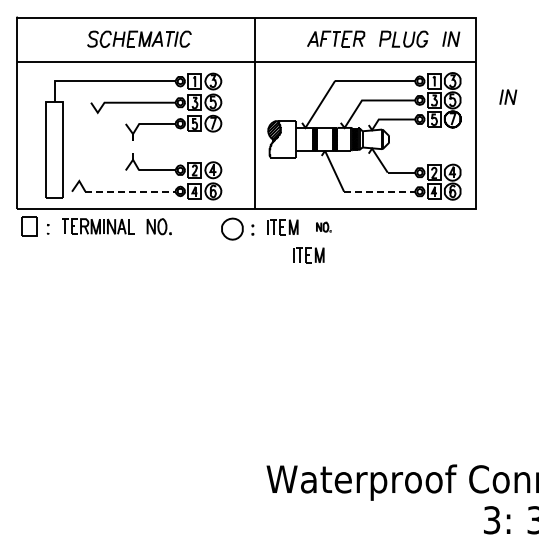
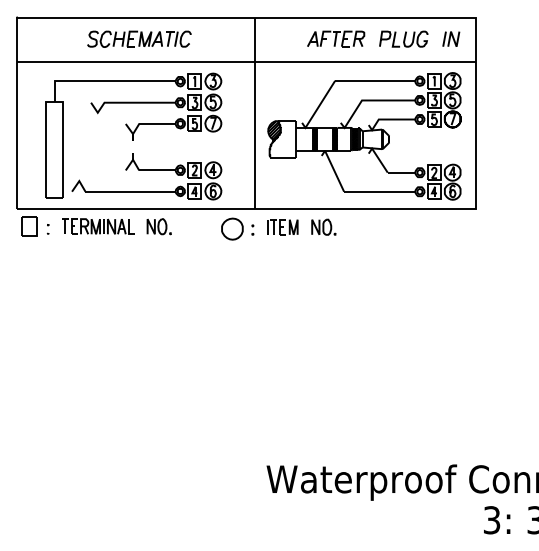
part: present -> none (508, 96)
line: dashed -> solid (131, 191)
line: dashed -> solid (379, 191)
part size: 16x12 px -> 26x18 px (323, 226)
part: present -> none (308, 255)
